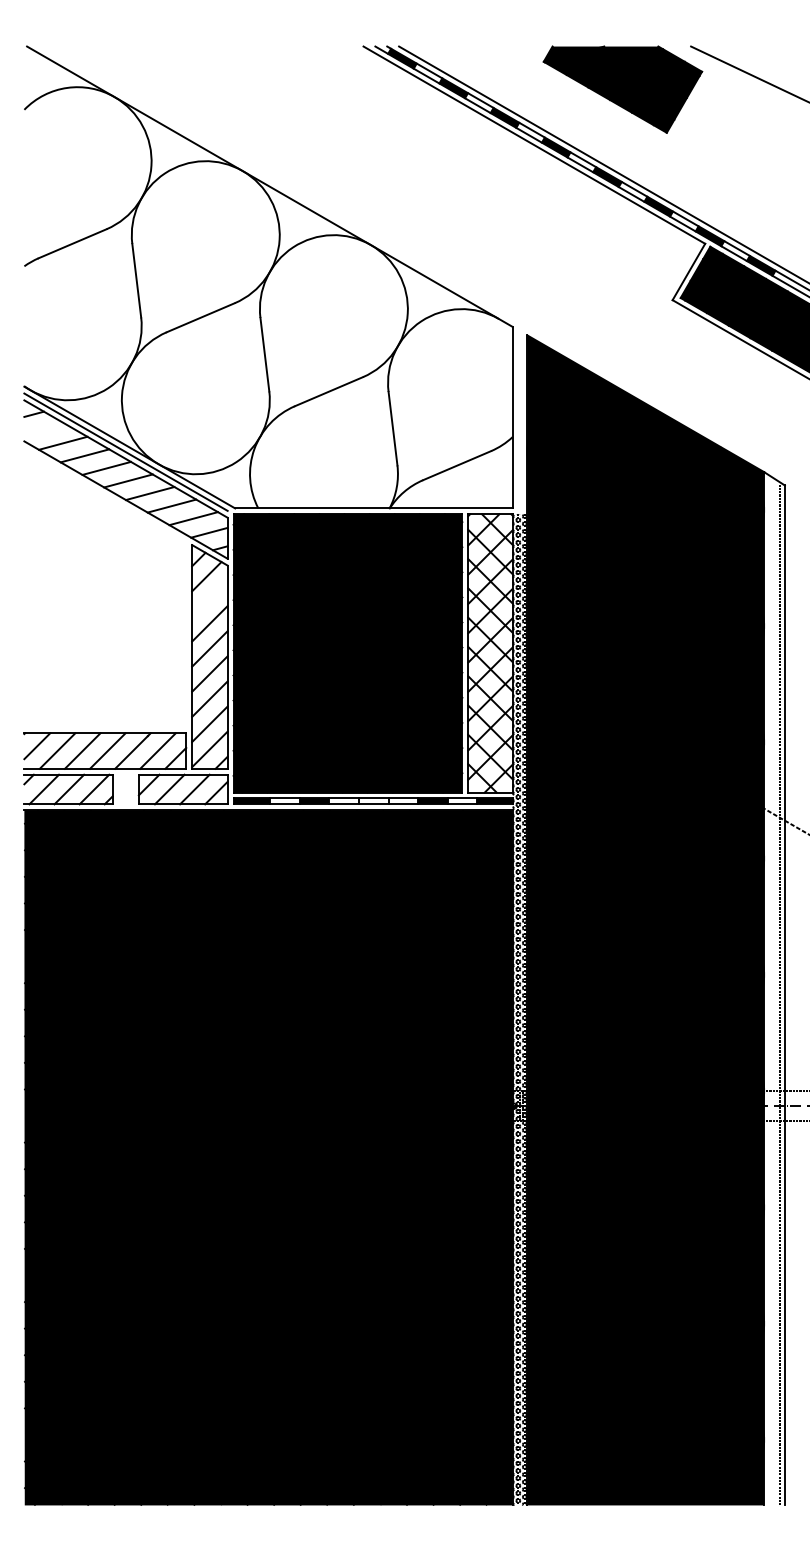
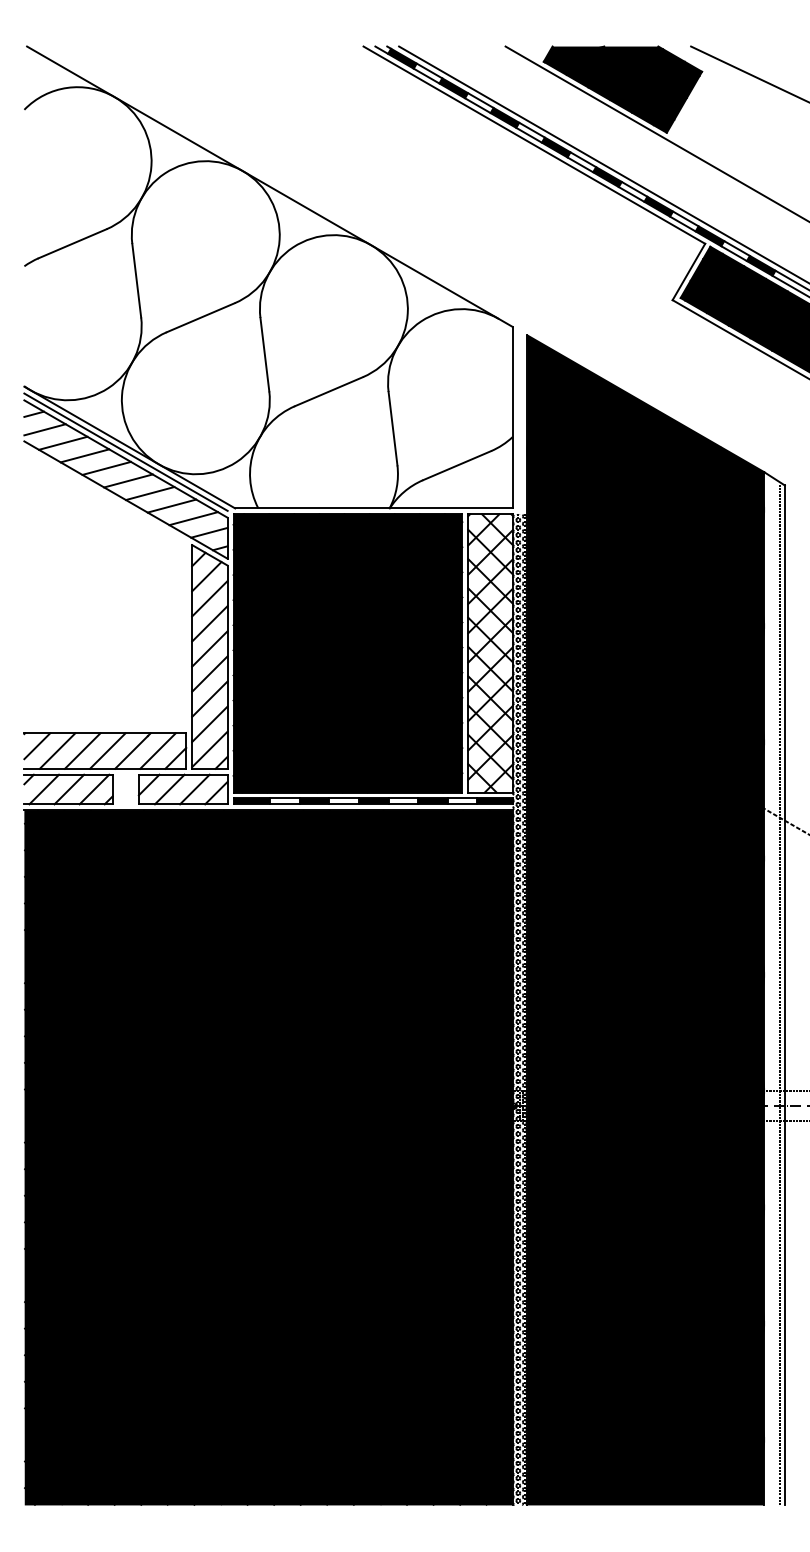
line: none -> present (655, 133)
line: none -> present (44, 429)
line: none -> present (209, 598)
fill: none -> present (373, 801)
